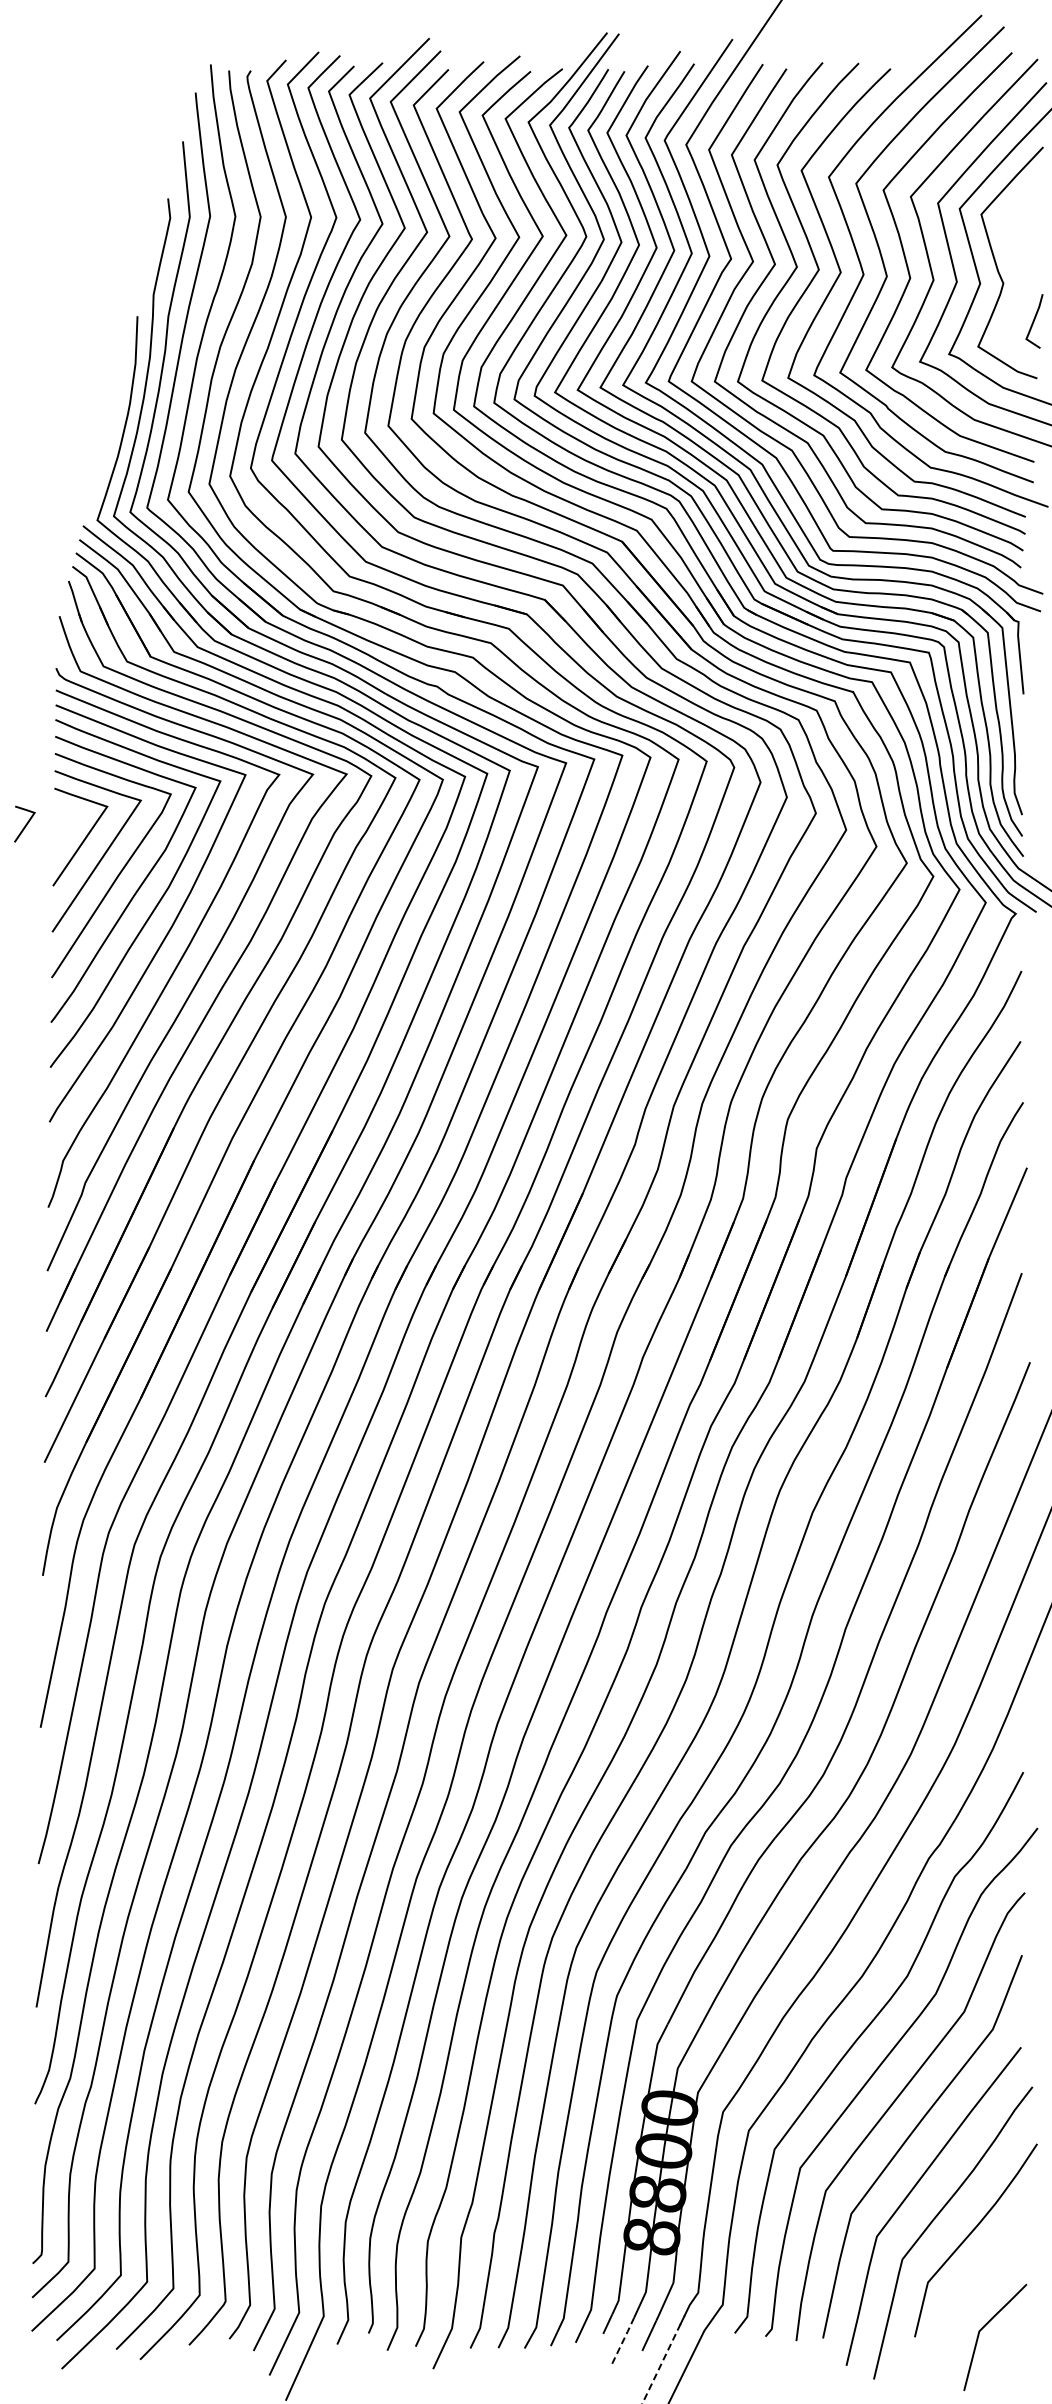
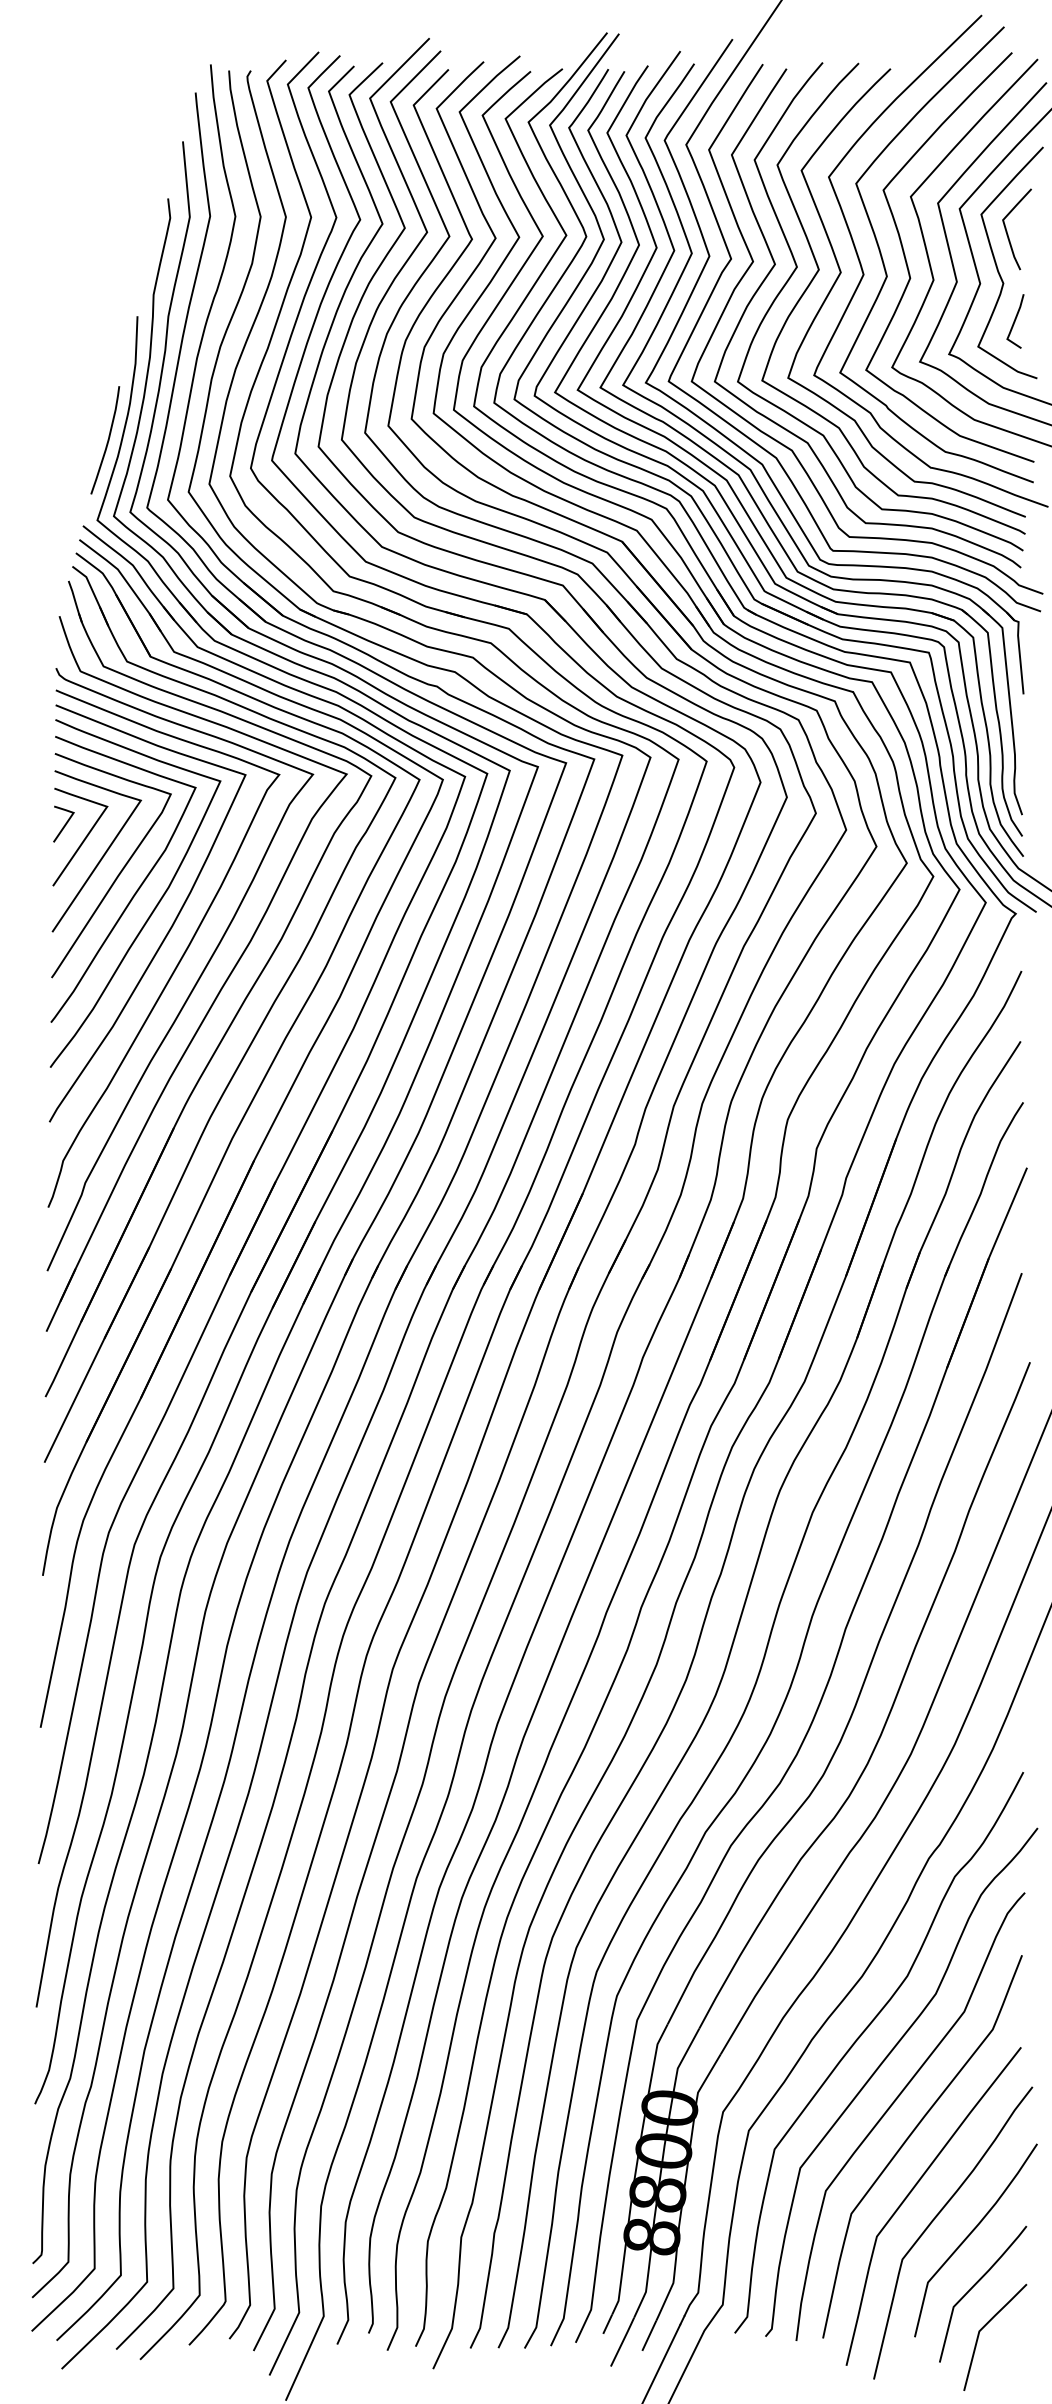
curve: none -> present (1007, 230)
curve position: (1034, 321) -> (1015, 321) (1015, 321)
curve: none -> present (107, 440)
line position: (25, 824) -> (64, 824) (64, 824)
curve: none -> present (975, 2285)
line: dashed -> solid (622, 2341)
line: dashed -> solid (661, 2364)
